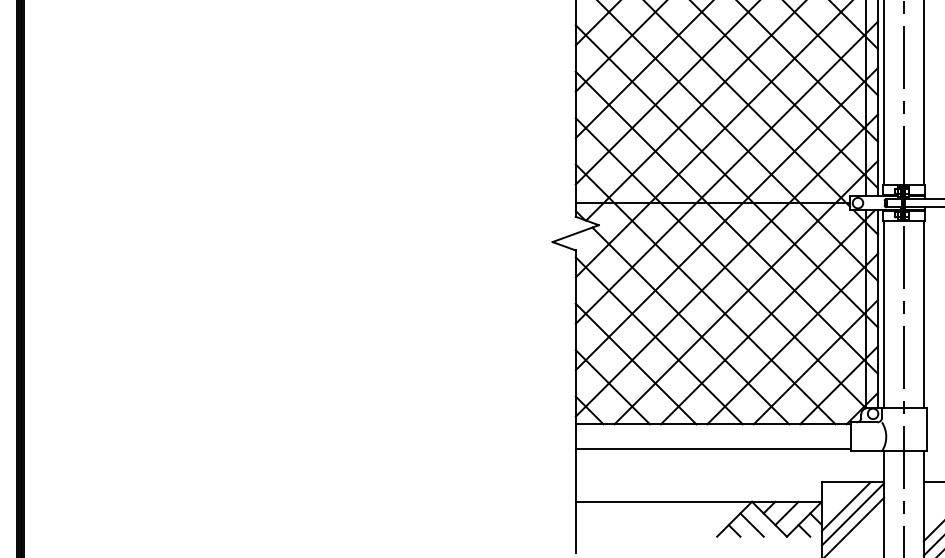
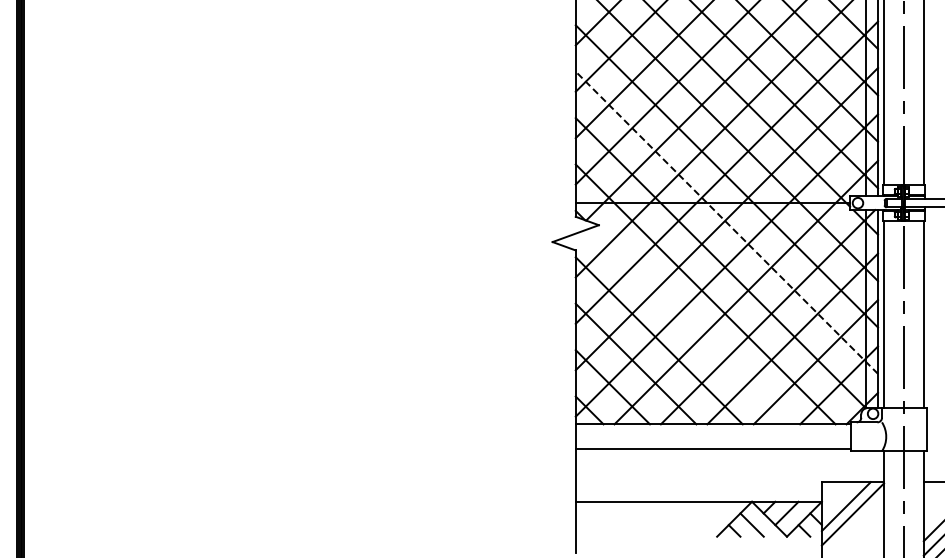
line: solid -> dashed (726, 222)
line: present -> none (690, 325)
line: present -> none (855, 525)
